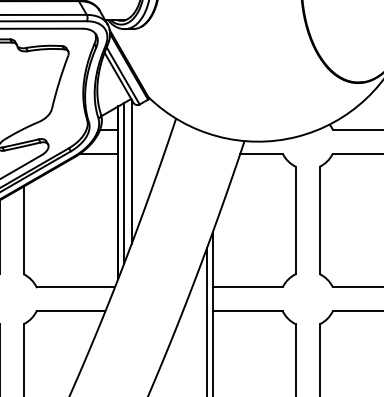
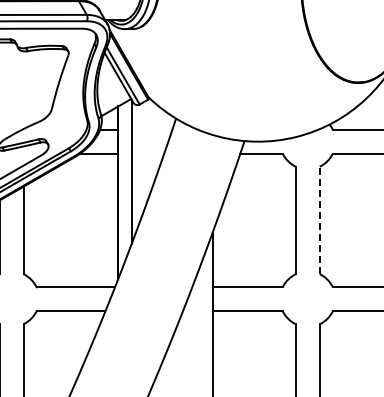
line: present -> none (123, 183)
line: solid -> dashed (319, 220)
line: present -> none (207, 320)
